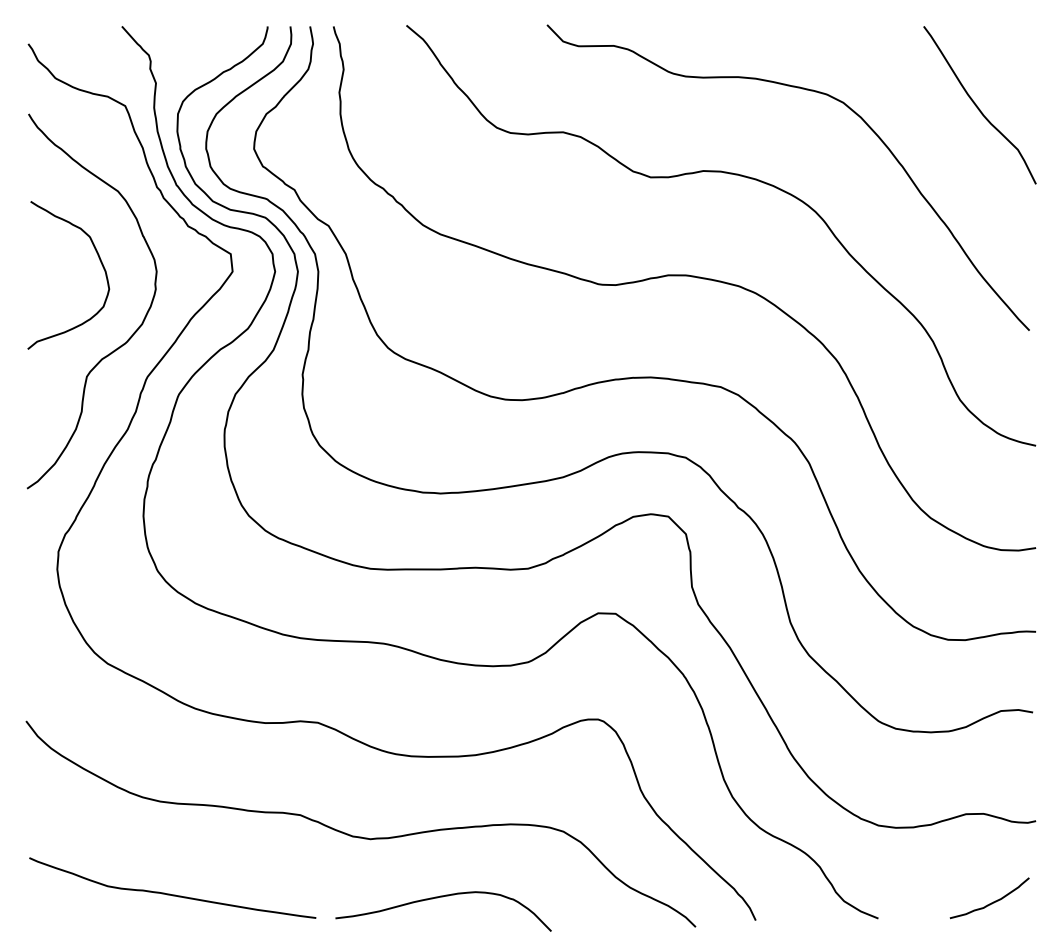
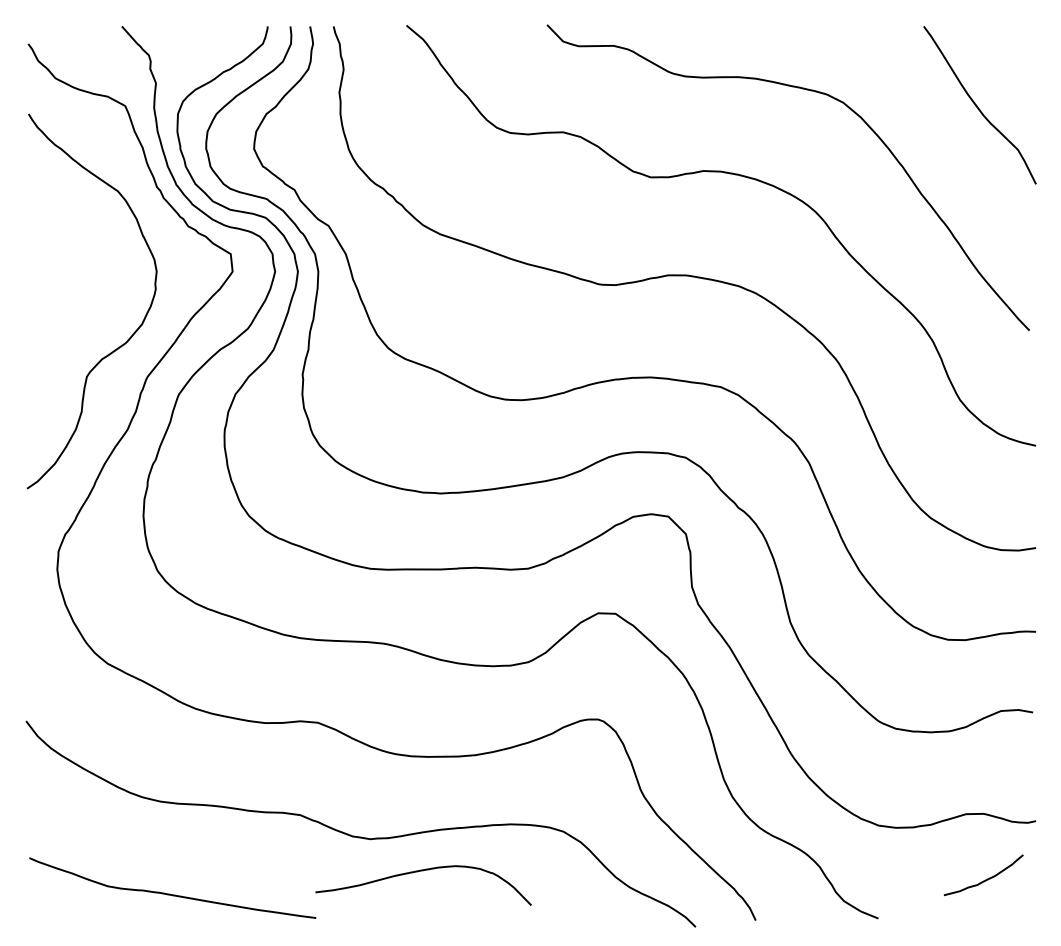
curve: present -> none (99, 260)
curve position: (443, 897) -> (423, 871) (423, 871)
curve position: (991, 902) -> (985, 879) (985, 879)
